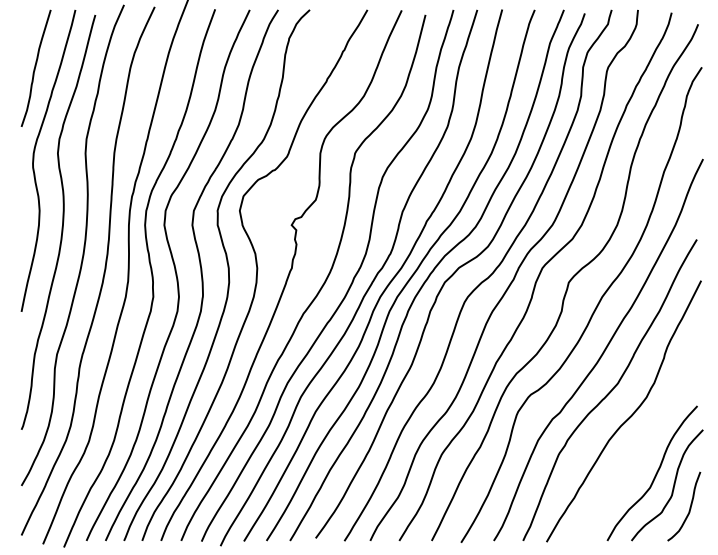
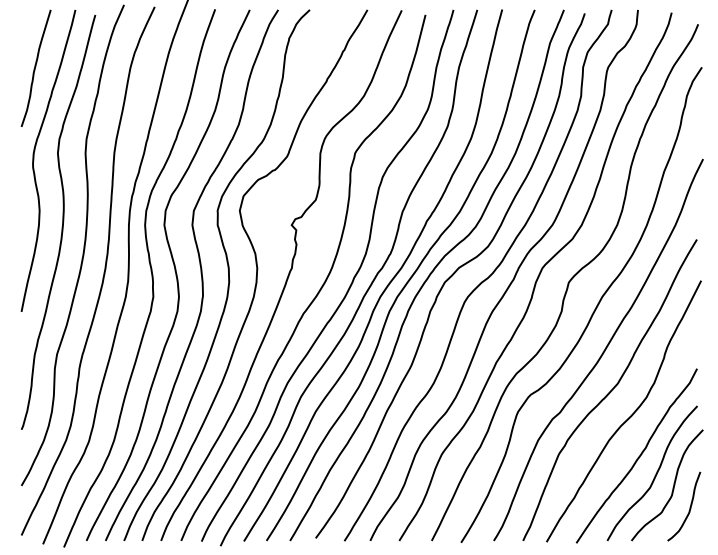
curve: none -> present (638, 456)
